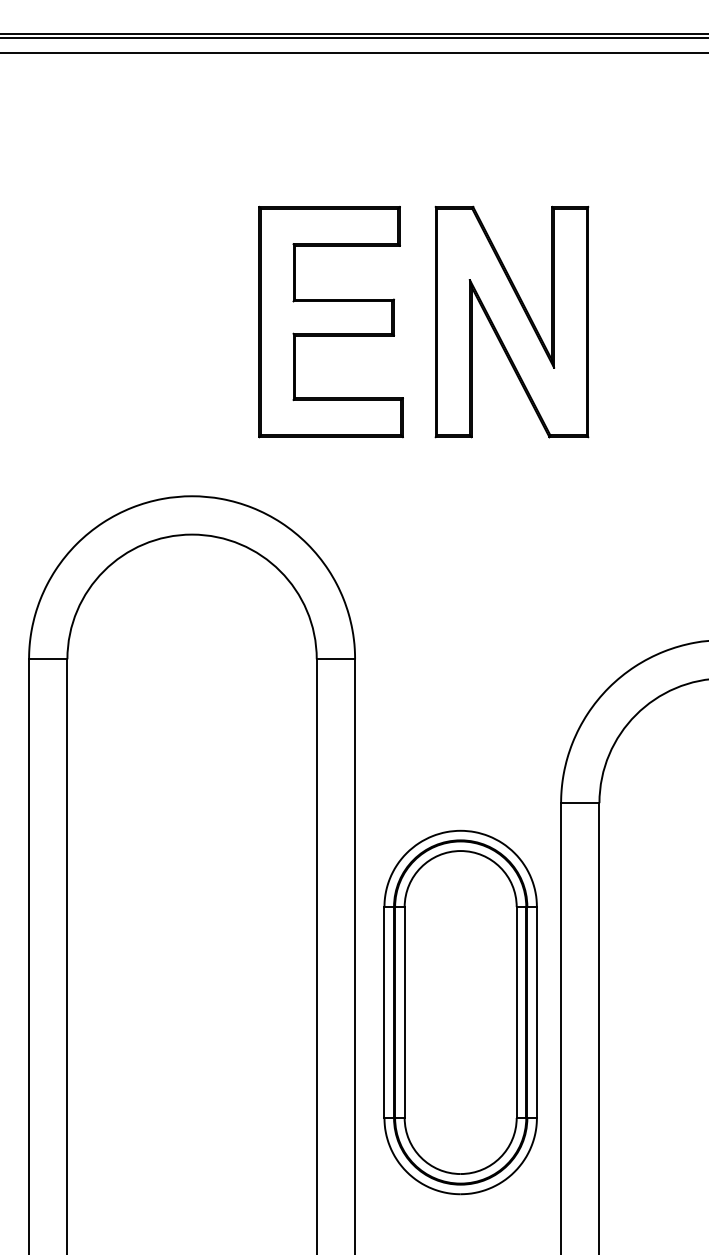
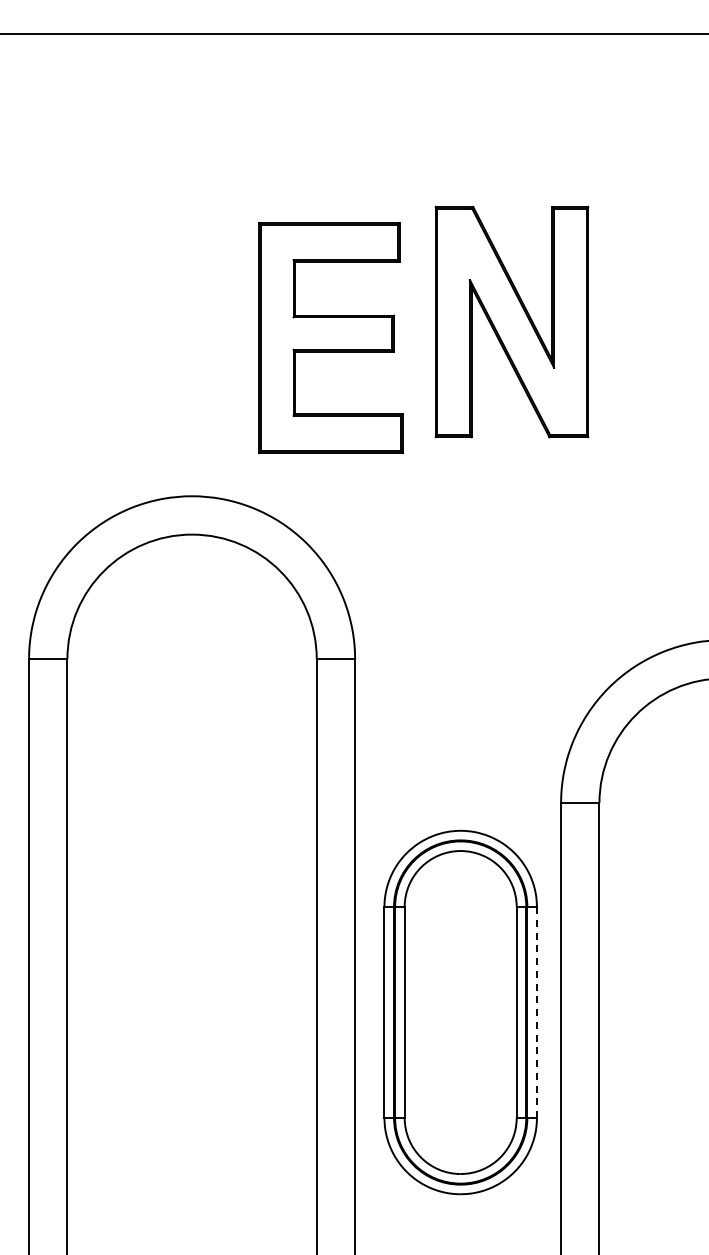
line: present -> none (353, 37)
line: present -> none (353, 52)
part position: (330, 321) -> (330, 337) (330, 337)
line: solid -> dashed (536, 1013)
